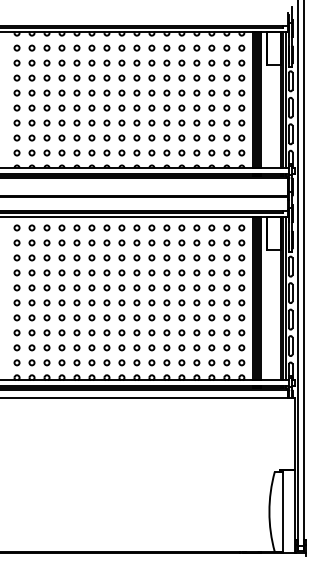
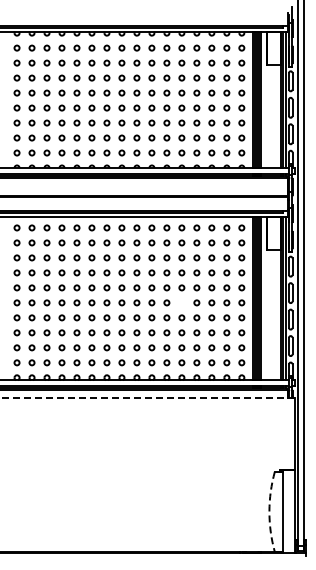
circle: present -> none (181, 302)
line: solid -> dashed (146, 397)
arc: solid -> dashed (269, 511)
